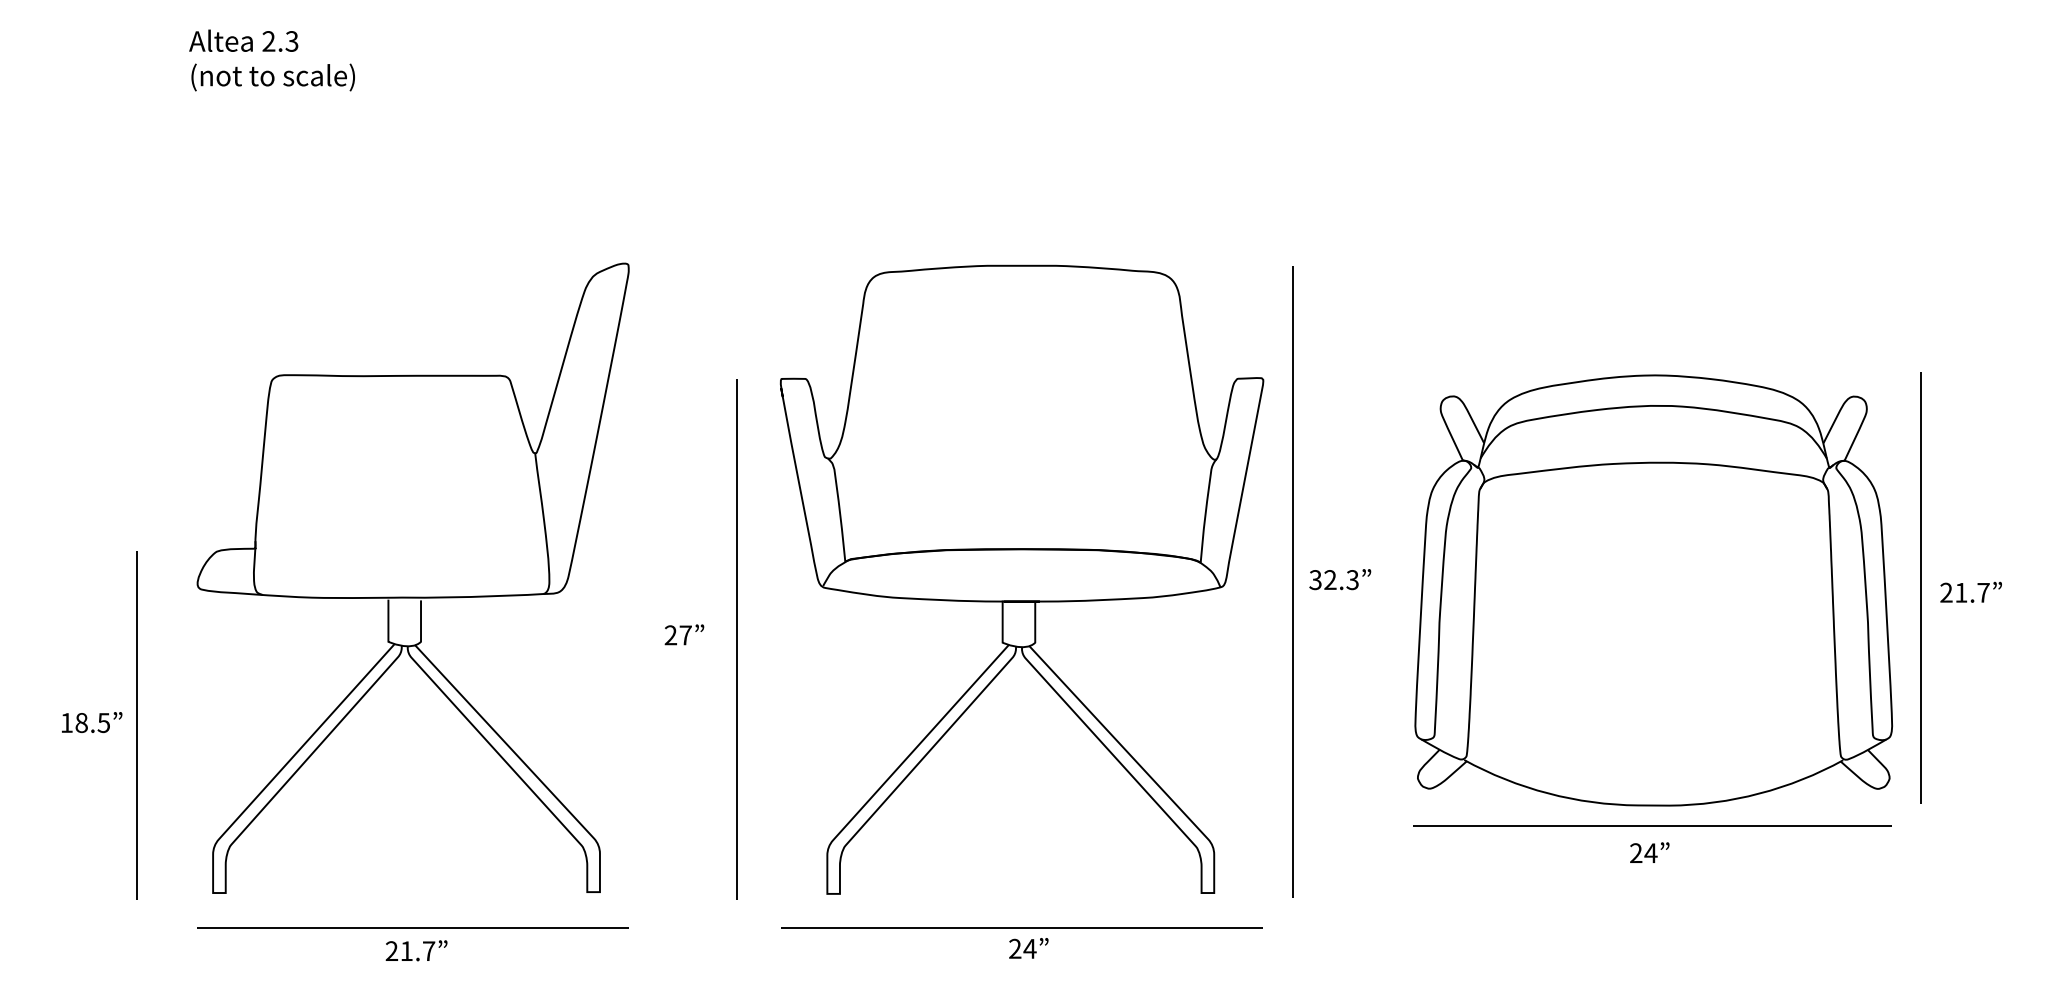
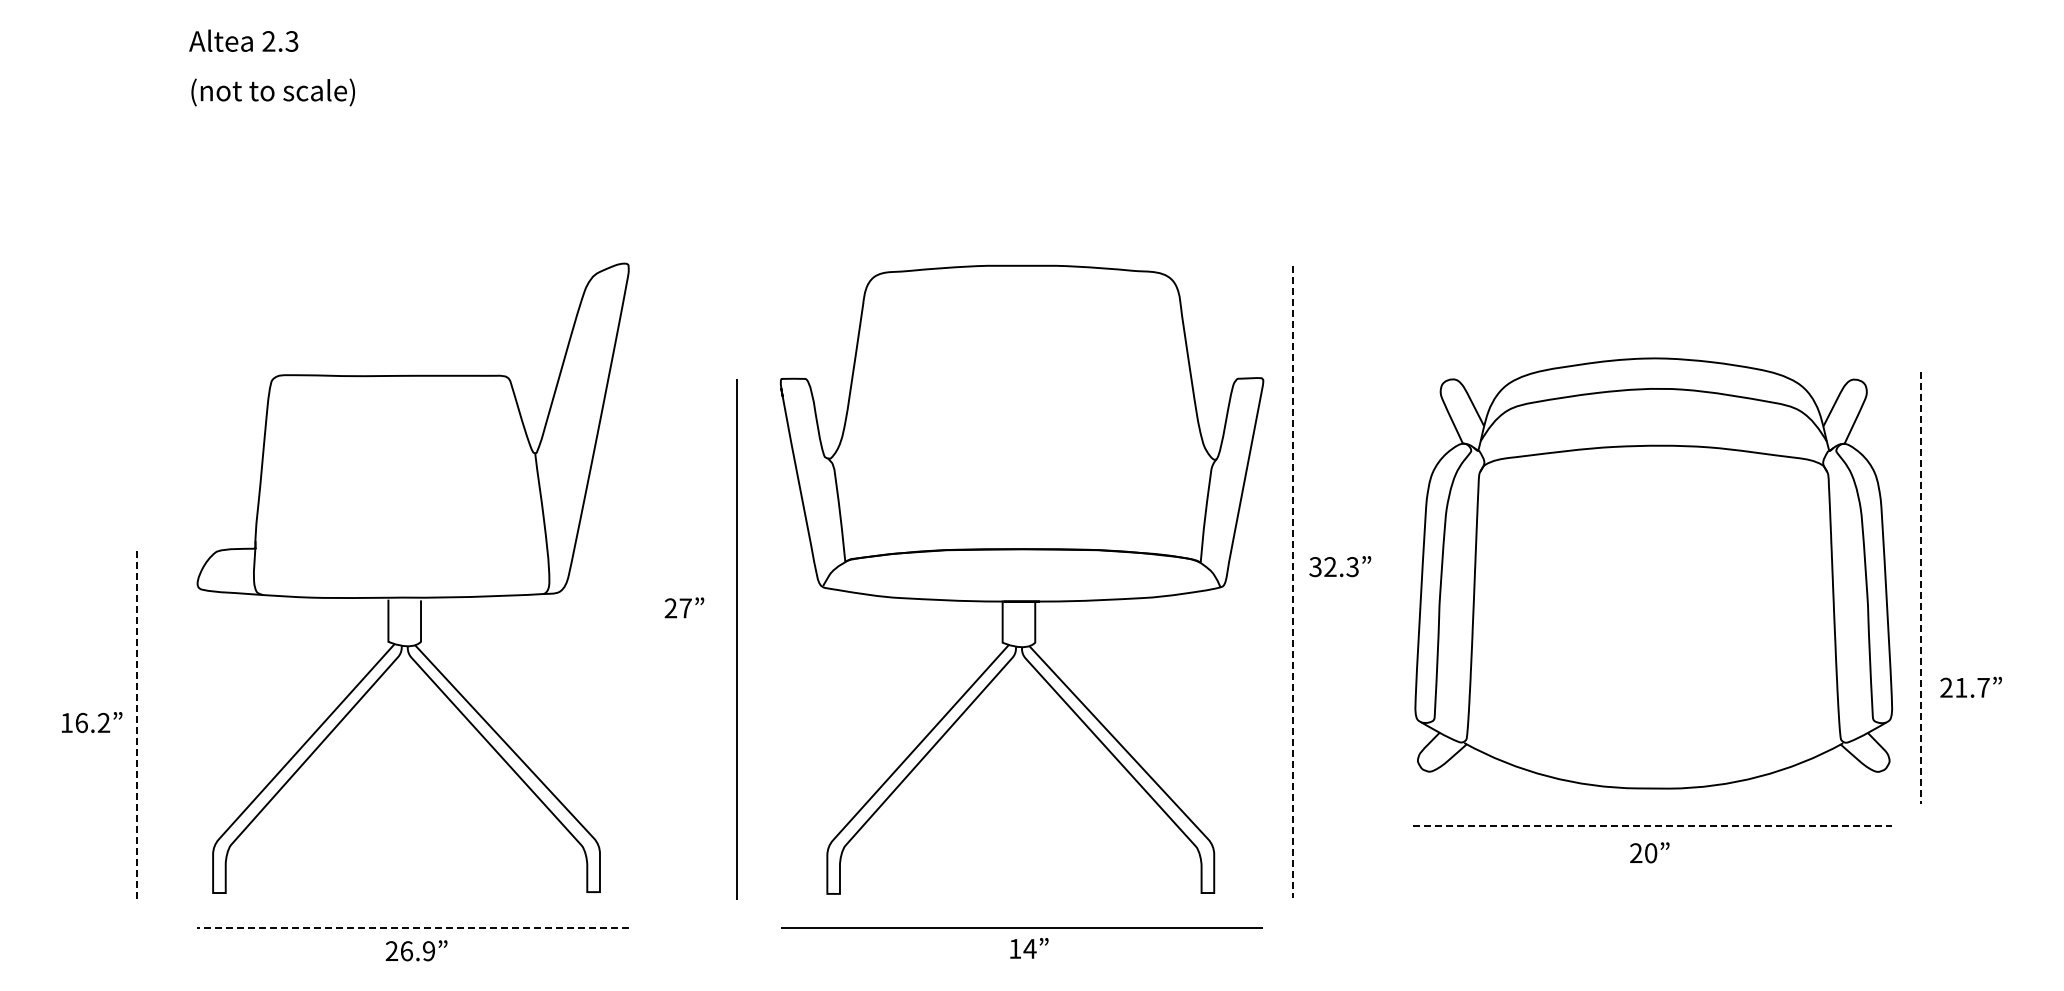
text position: (272, 77) -> (272, 92) (272, 92)
text position: (1340, 579) -> (1340, 566) (1340, 566)
line: solid -> dashed (1292, 581)
line: solid -> dashed (1921, 587)
part position: (1653, 590) -> (1653, 573) (1653, 573)
text position: (1970, 591) -> (1970, 686) (1970, 686)
text position: (684, 634) -> (684, 607) (684, 607)
text: 18.5 -> 16.2 (92, 722)
line: solid -> dashed (137, 725)
line: solid -> dashed (1652, 826)
text: 24 -> 20 (1650, 853)
line: solid -> dashed (413, 927)
text: 24 -> 14 (1015, 948)
text: 21.7 -> 26.9 (418, 951)
